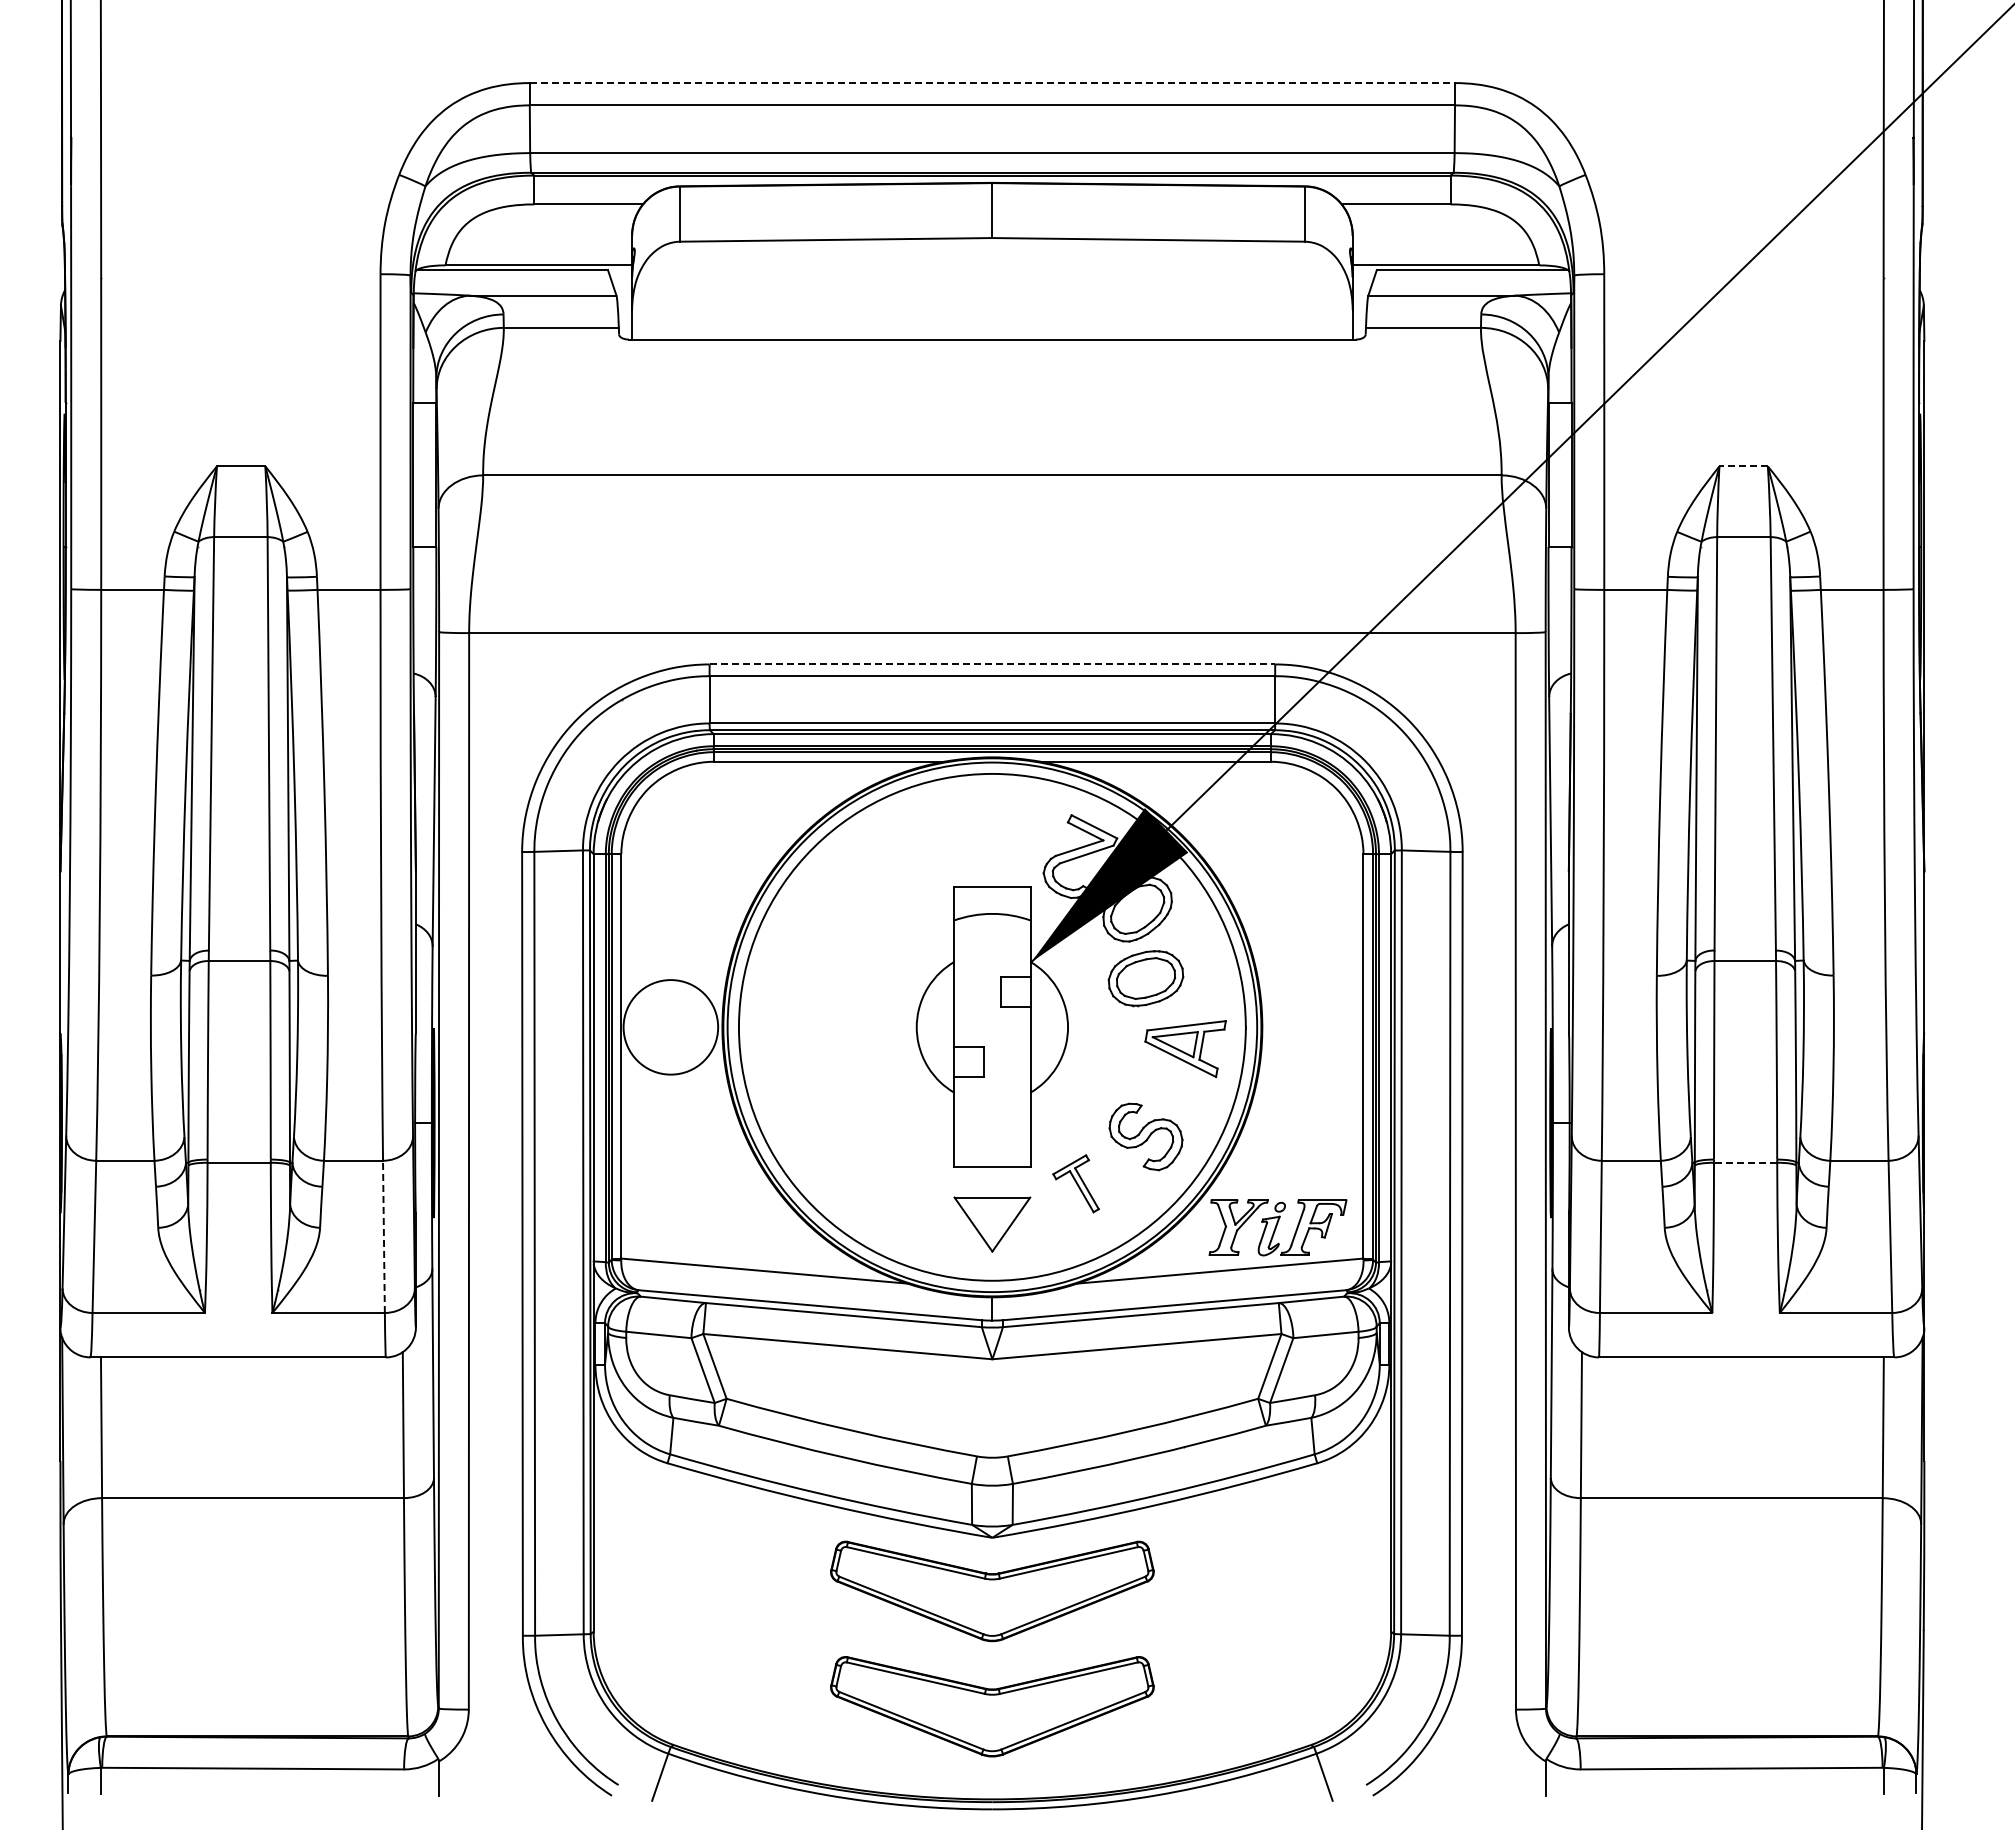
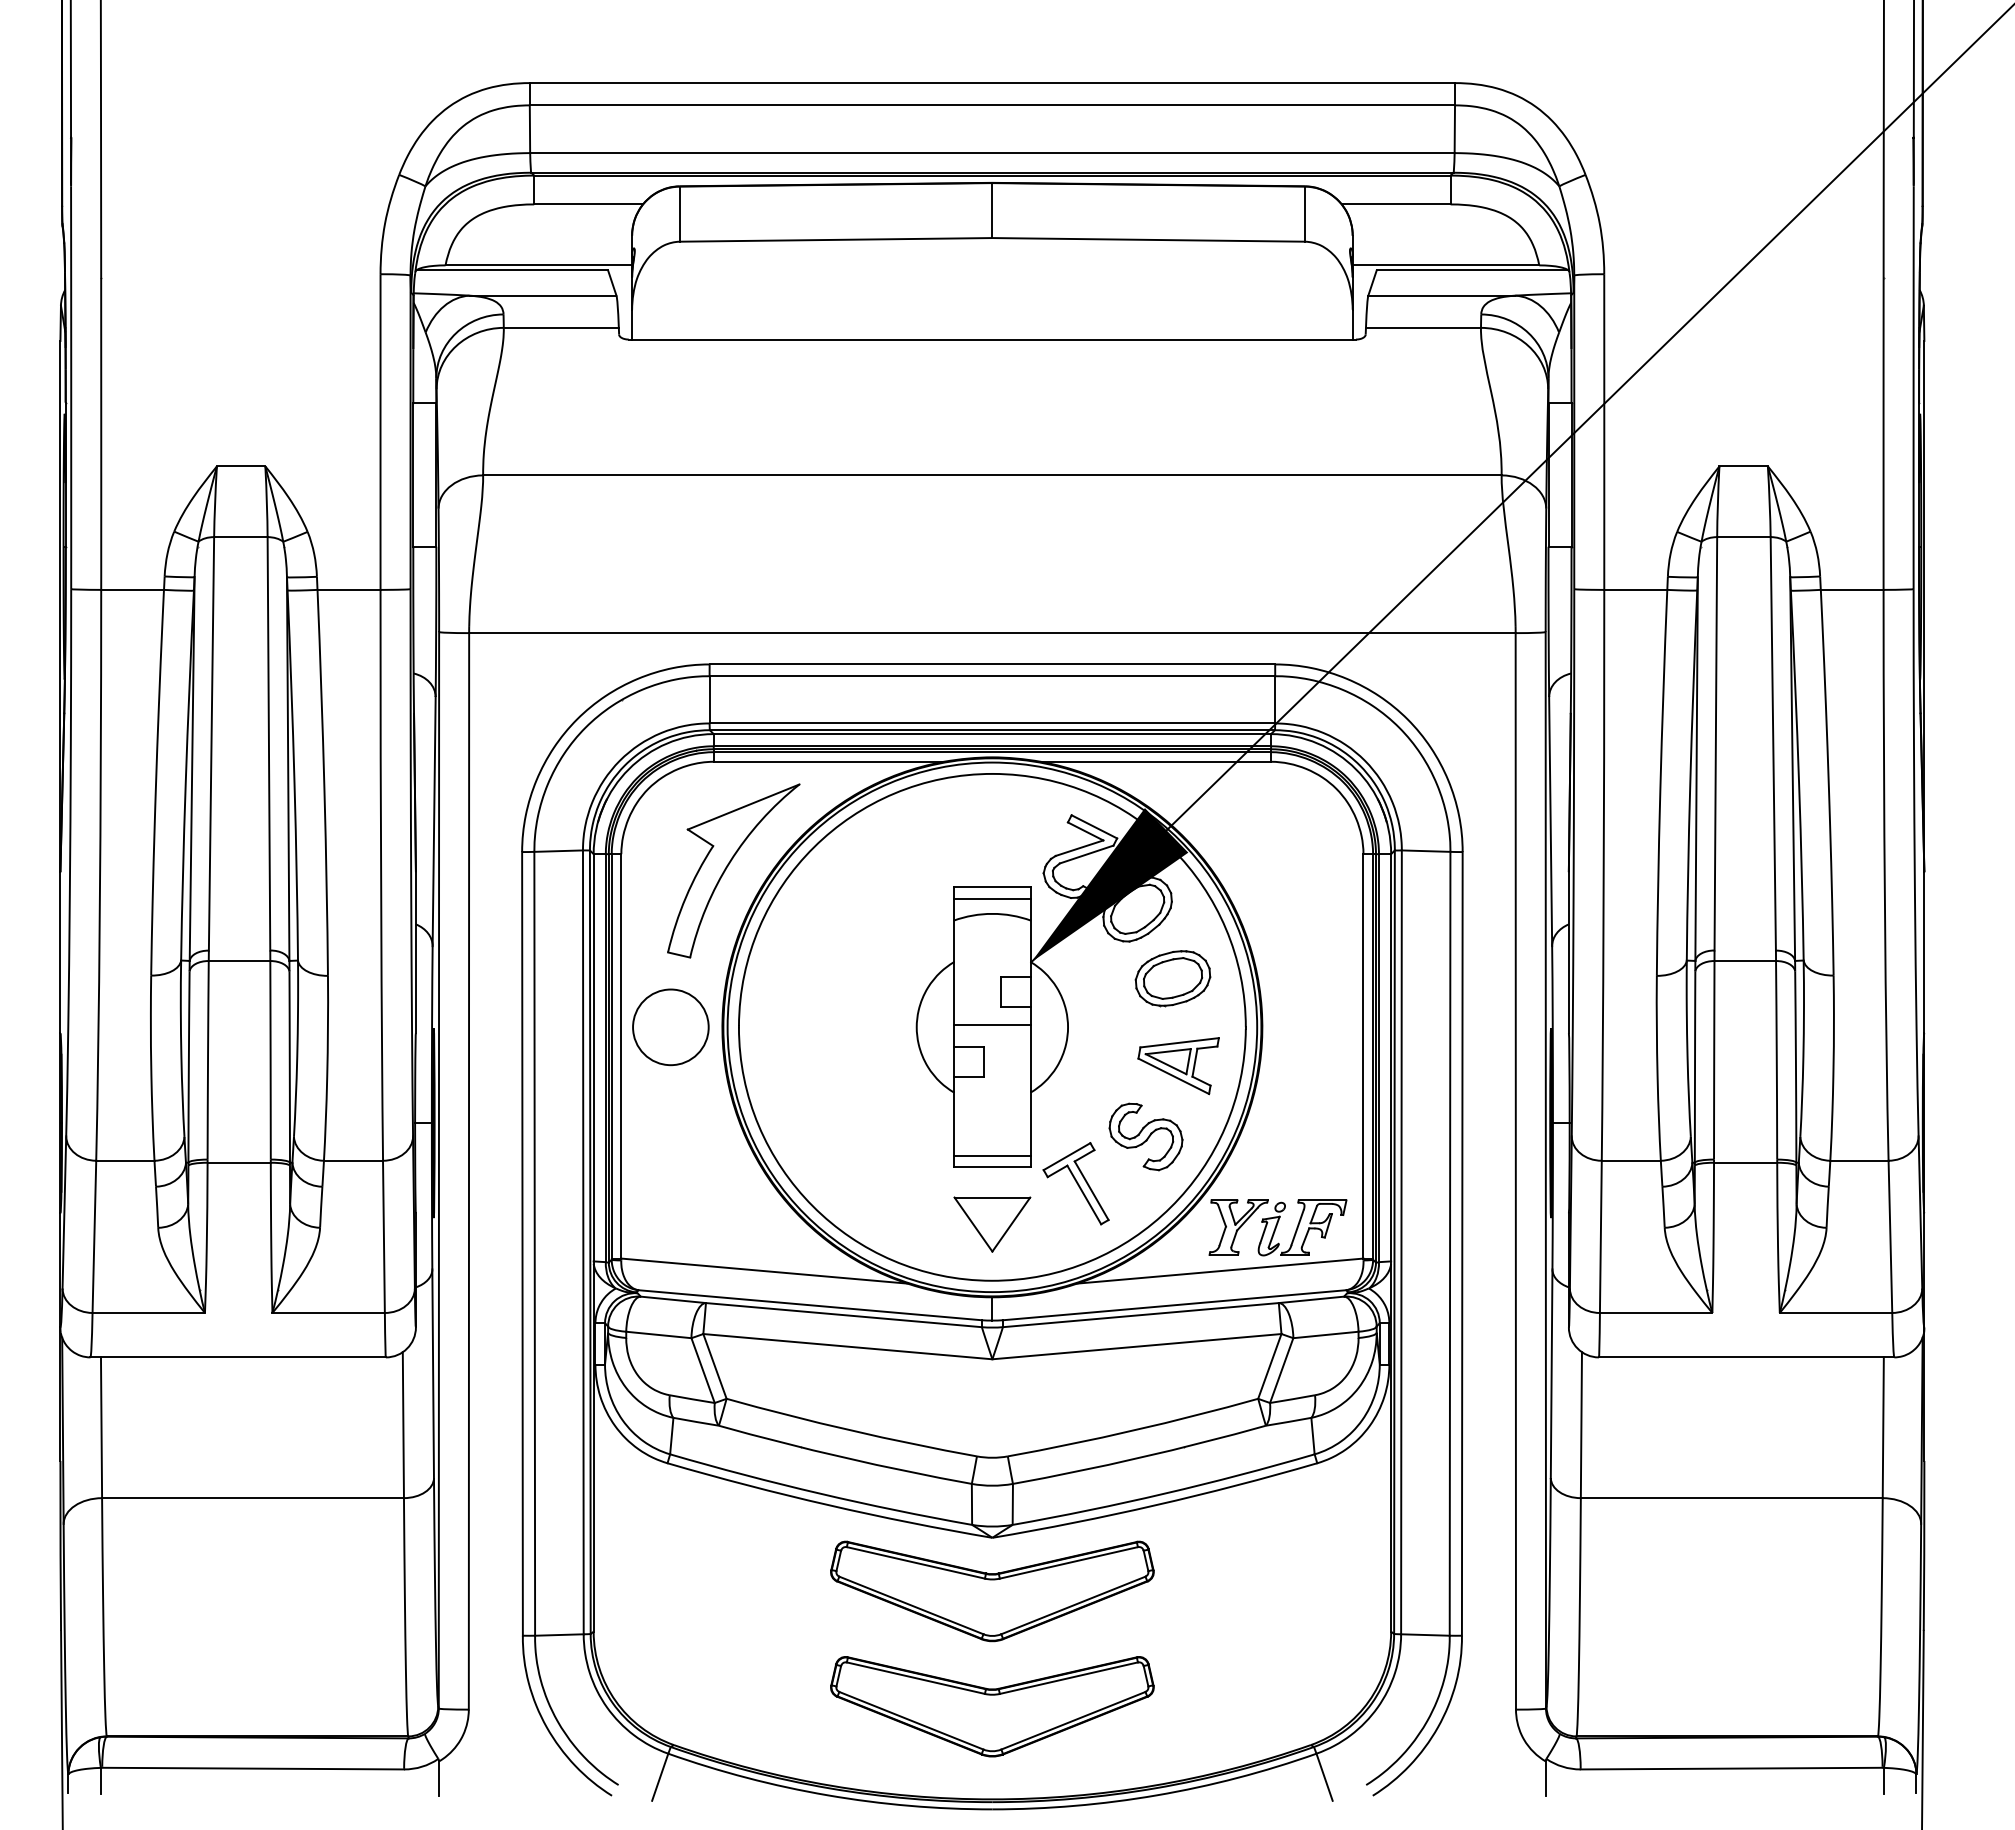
line: dashed -> solid (992, 83)
line: dashed -> solid (1743, 466)
line: dashed -> solid (992, 664)
part: none -> present (727, 868)
line: none -> present (992, 898)
part position: (1145, 978) -> (1172, 978) (1172, 978)
line: none -> present (992, 1024)
circle diameter: 95 px -> 76 px (670, 1027)
part position: (1185, 1049) -> (1178, 1066) (1178, 1066)
line: none -> present (992, 1155)
line: dashed -> solid (1745, 1162)
part size: 48x60 px -> 68x84 px (1075, 1183)
line: dashed -> solid (383, 1236)
